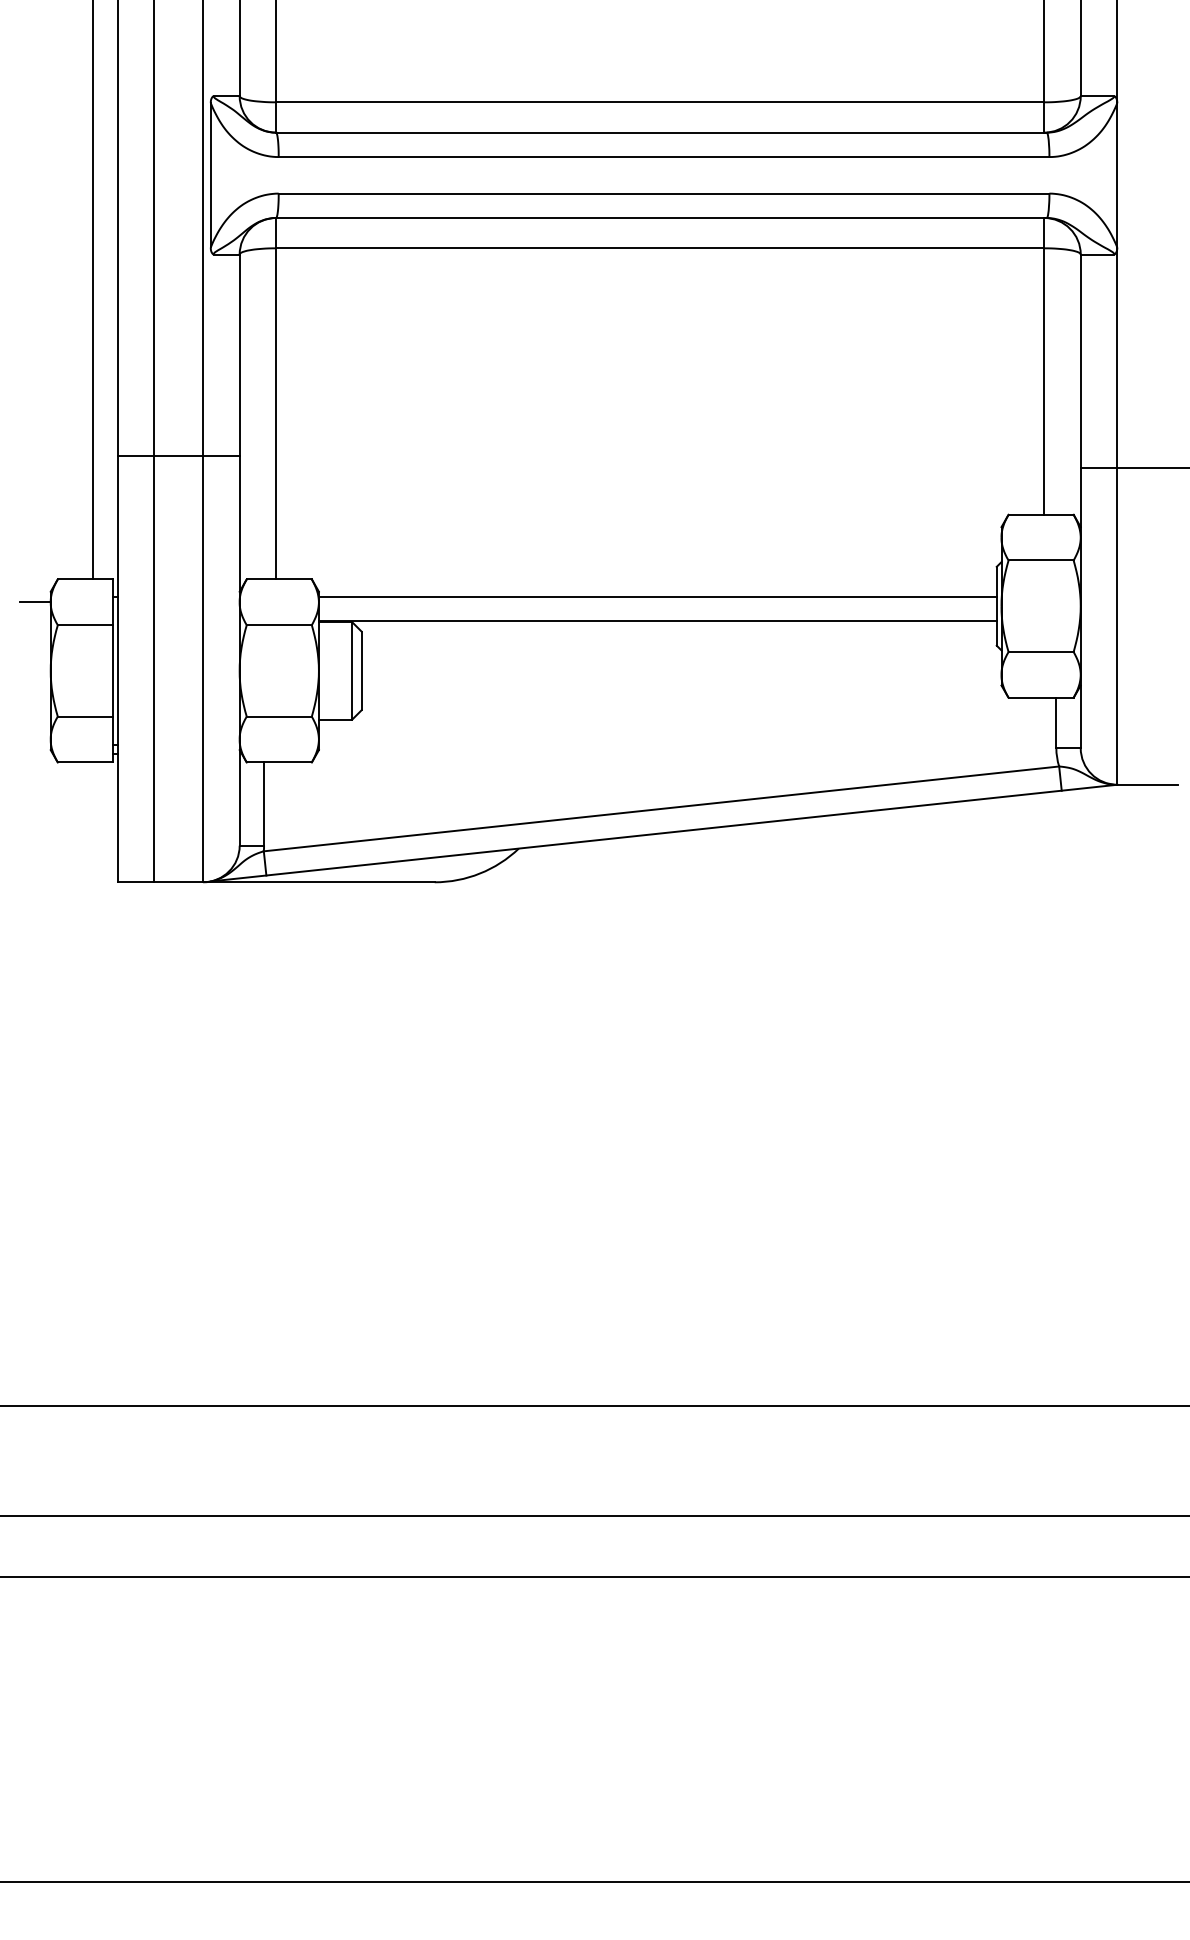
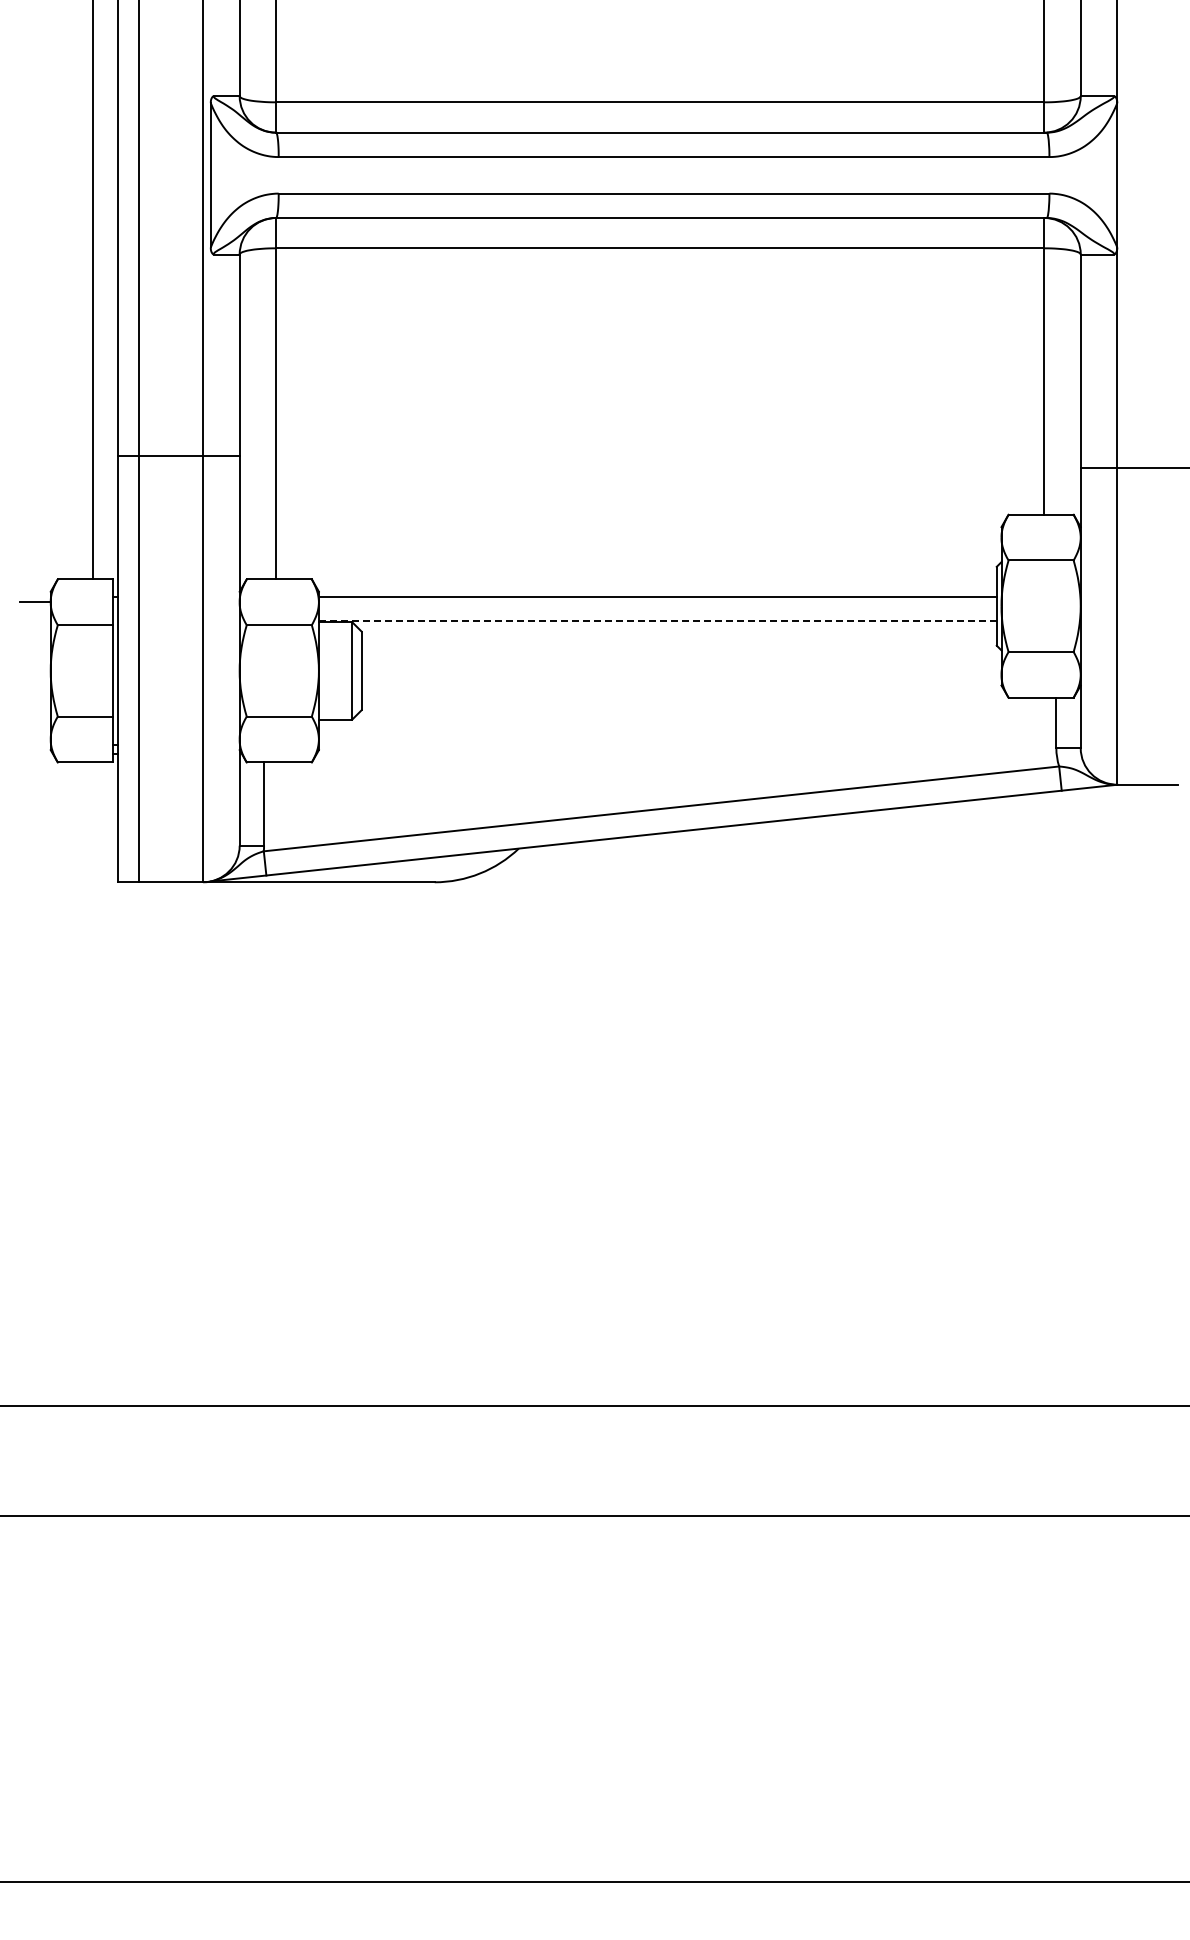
line position: (154, 442) -> (139, 442) (139, 442)
line: solid -> dashed (657, 621)
line: present -> none (594, 1577)
